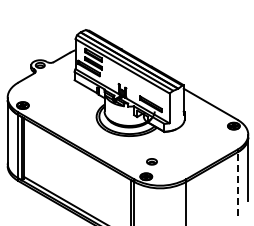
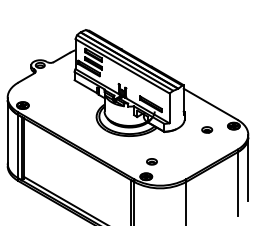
part: none -> present (207, 129)
line: dashed -> solid (237, 183)
